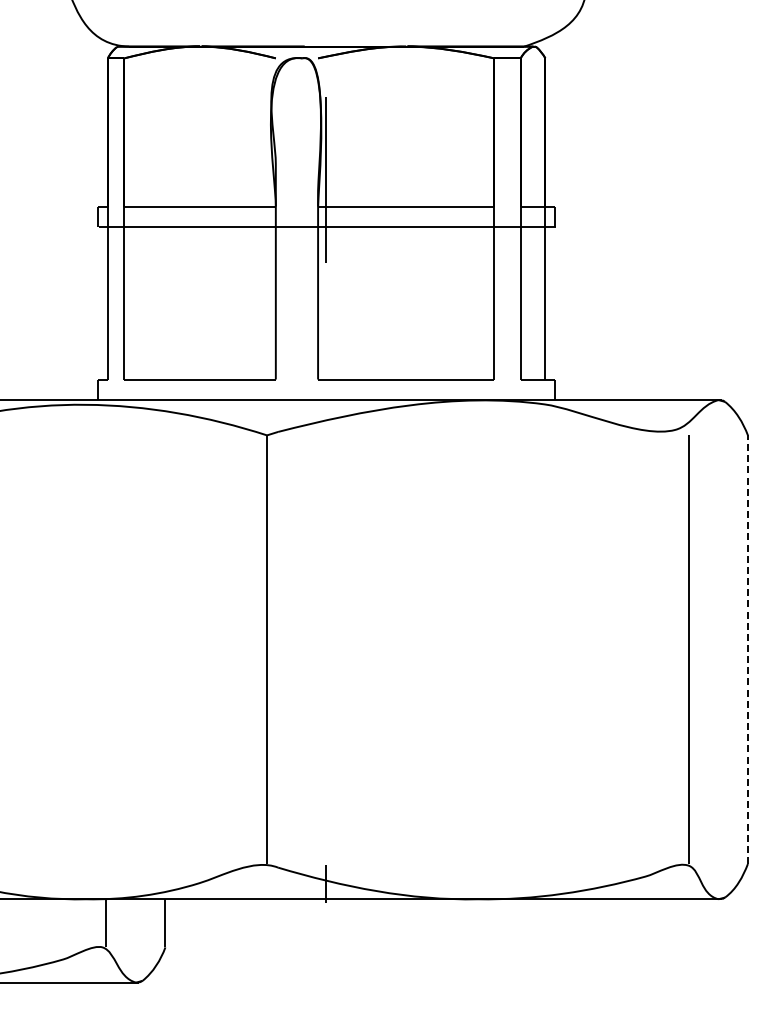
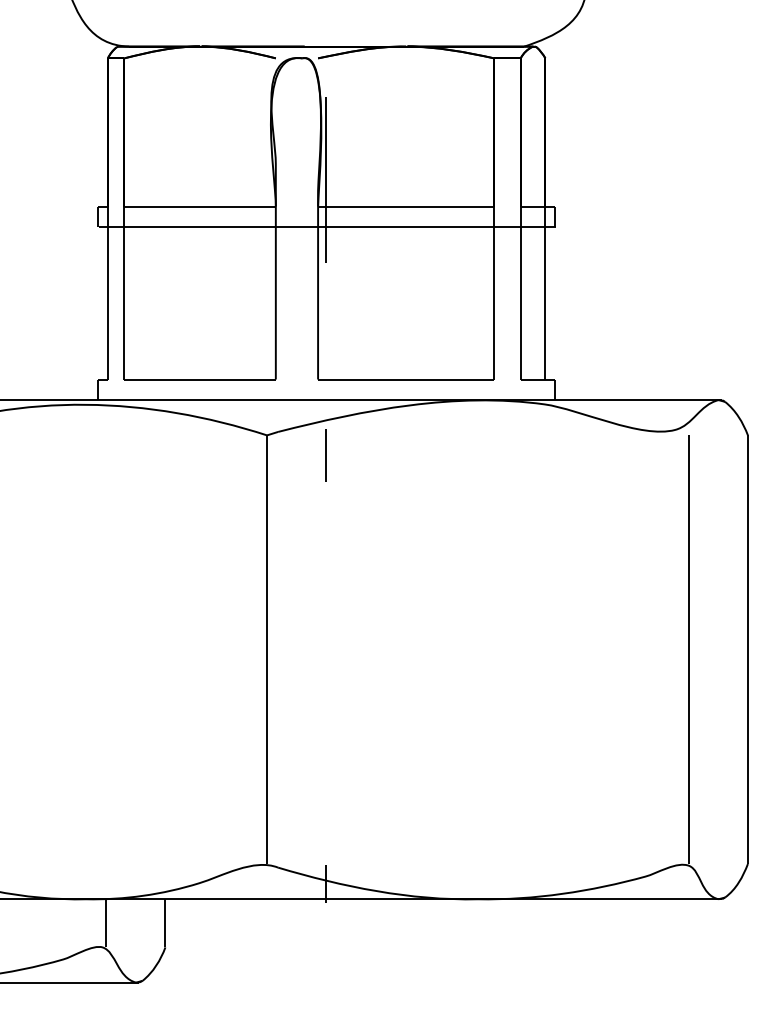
line: none -> present (325, 455)
line: dashed -> solid (747, 649)
